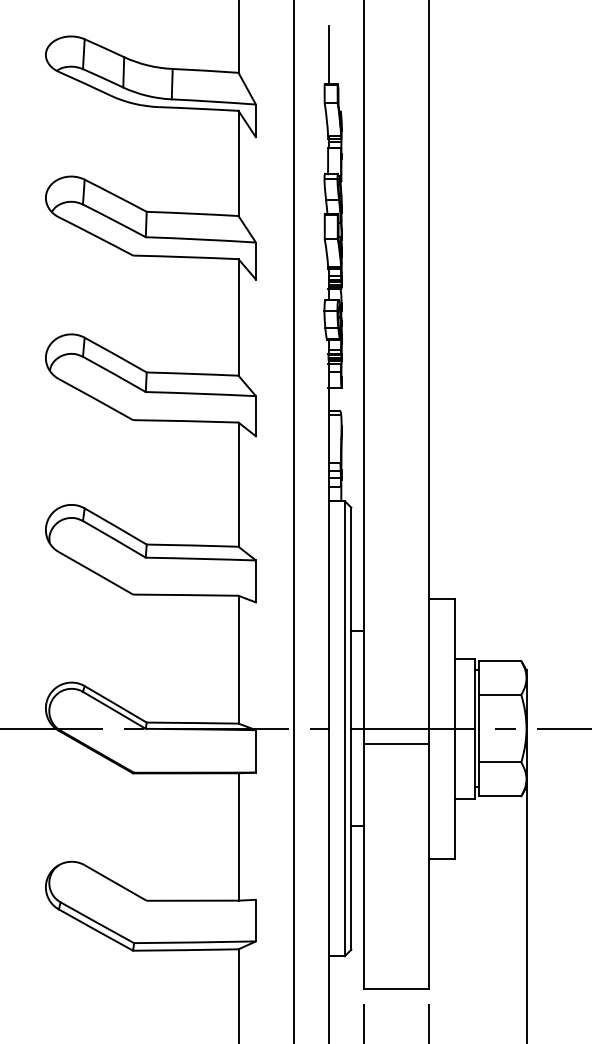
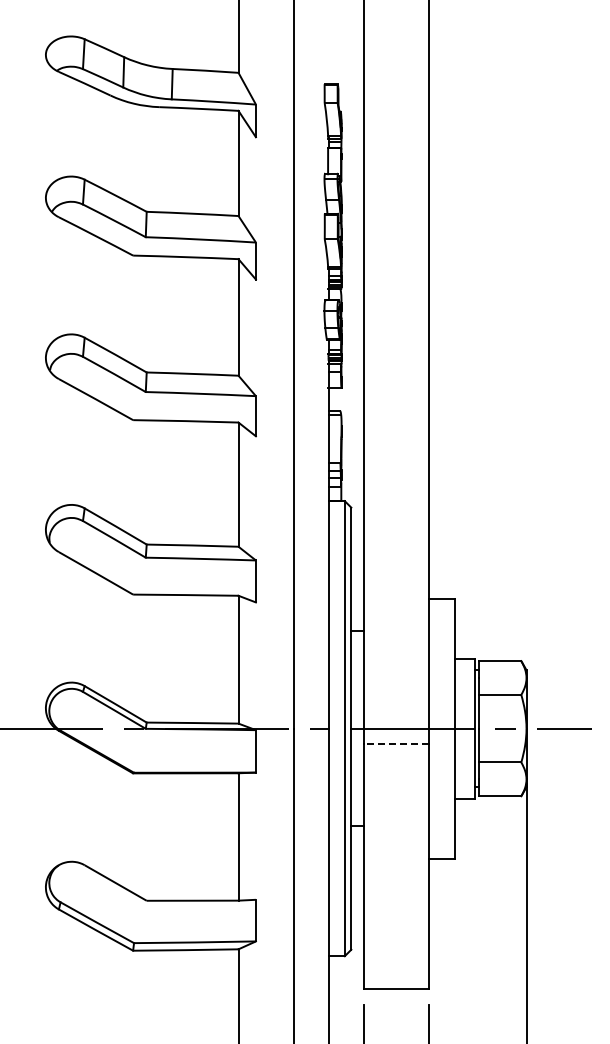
line: present -> none (328, 54)
line: solid -> dashed (396, 744)
